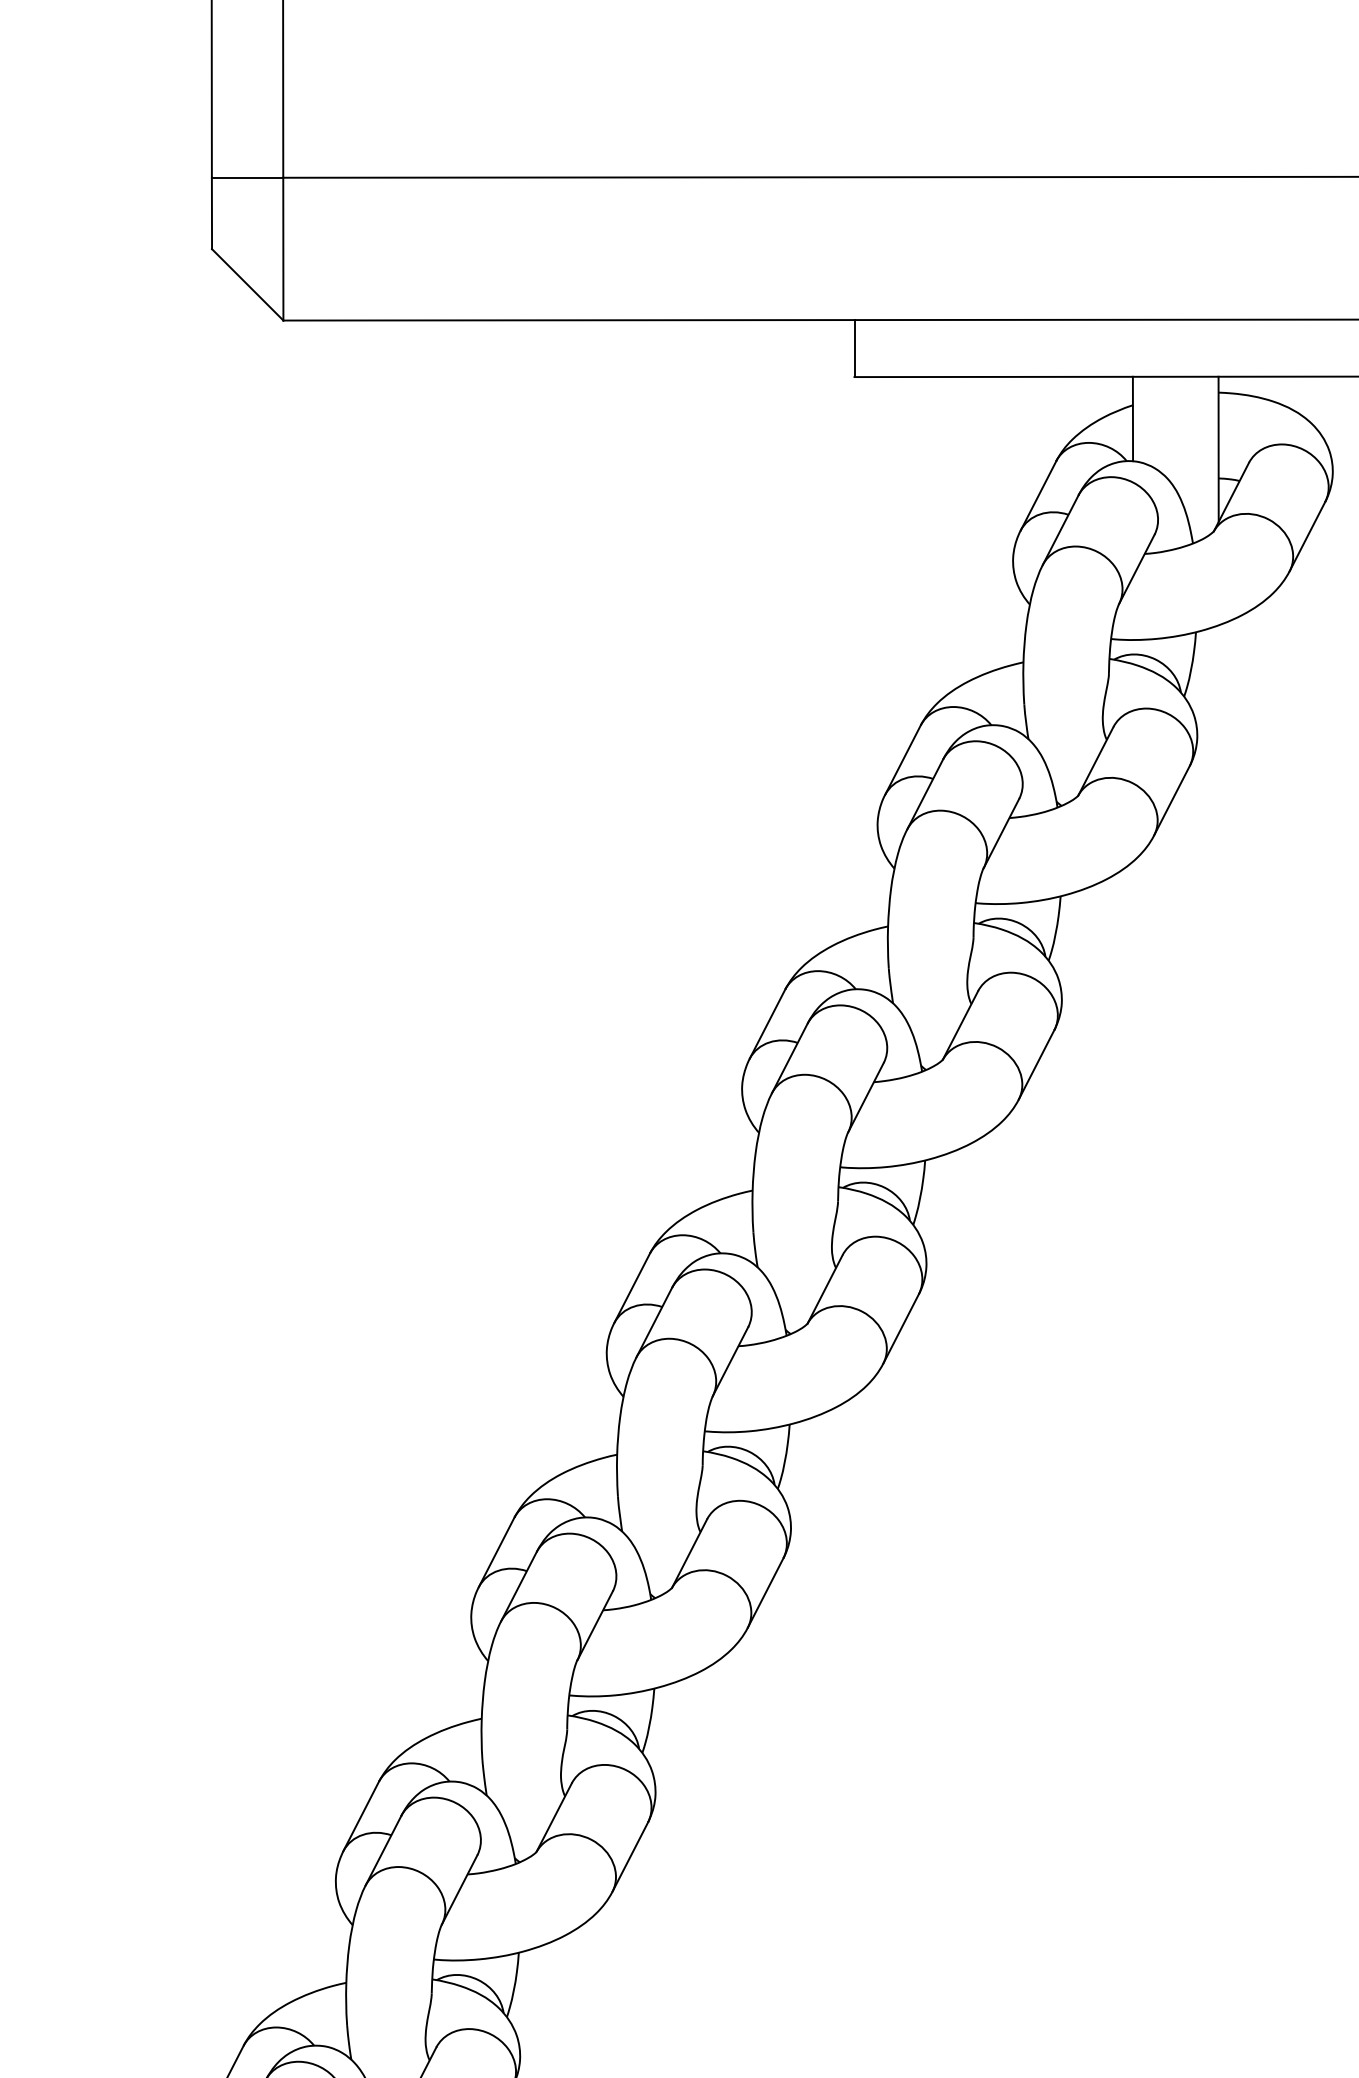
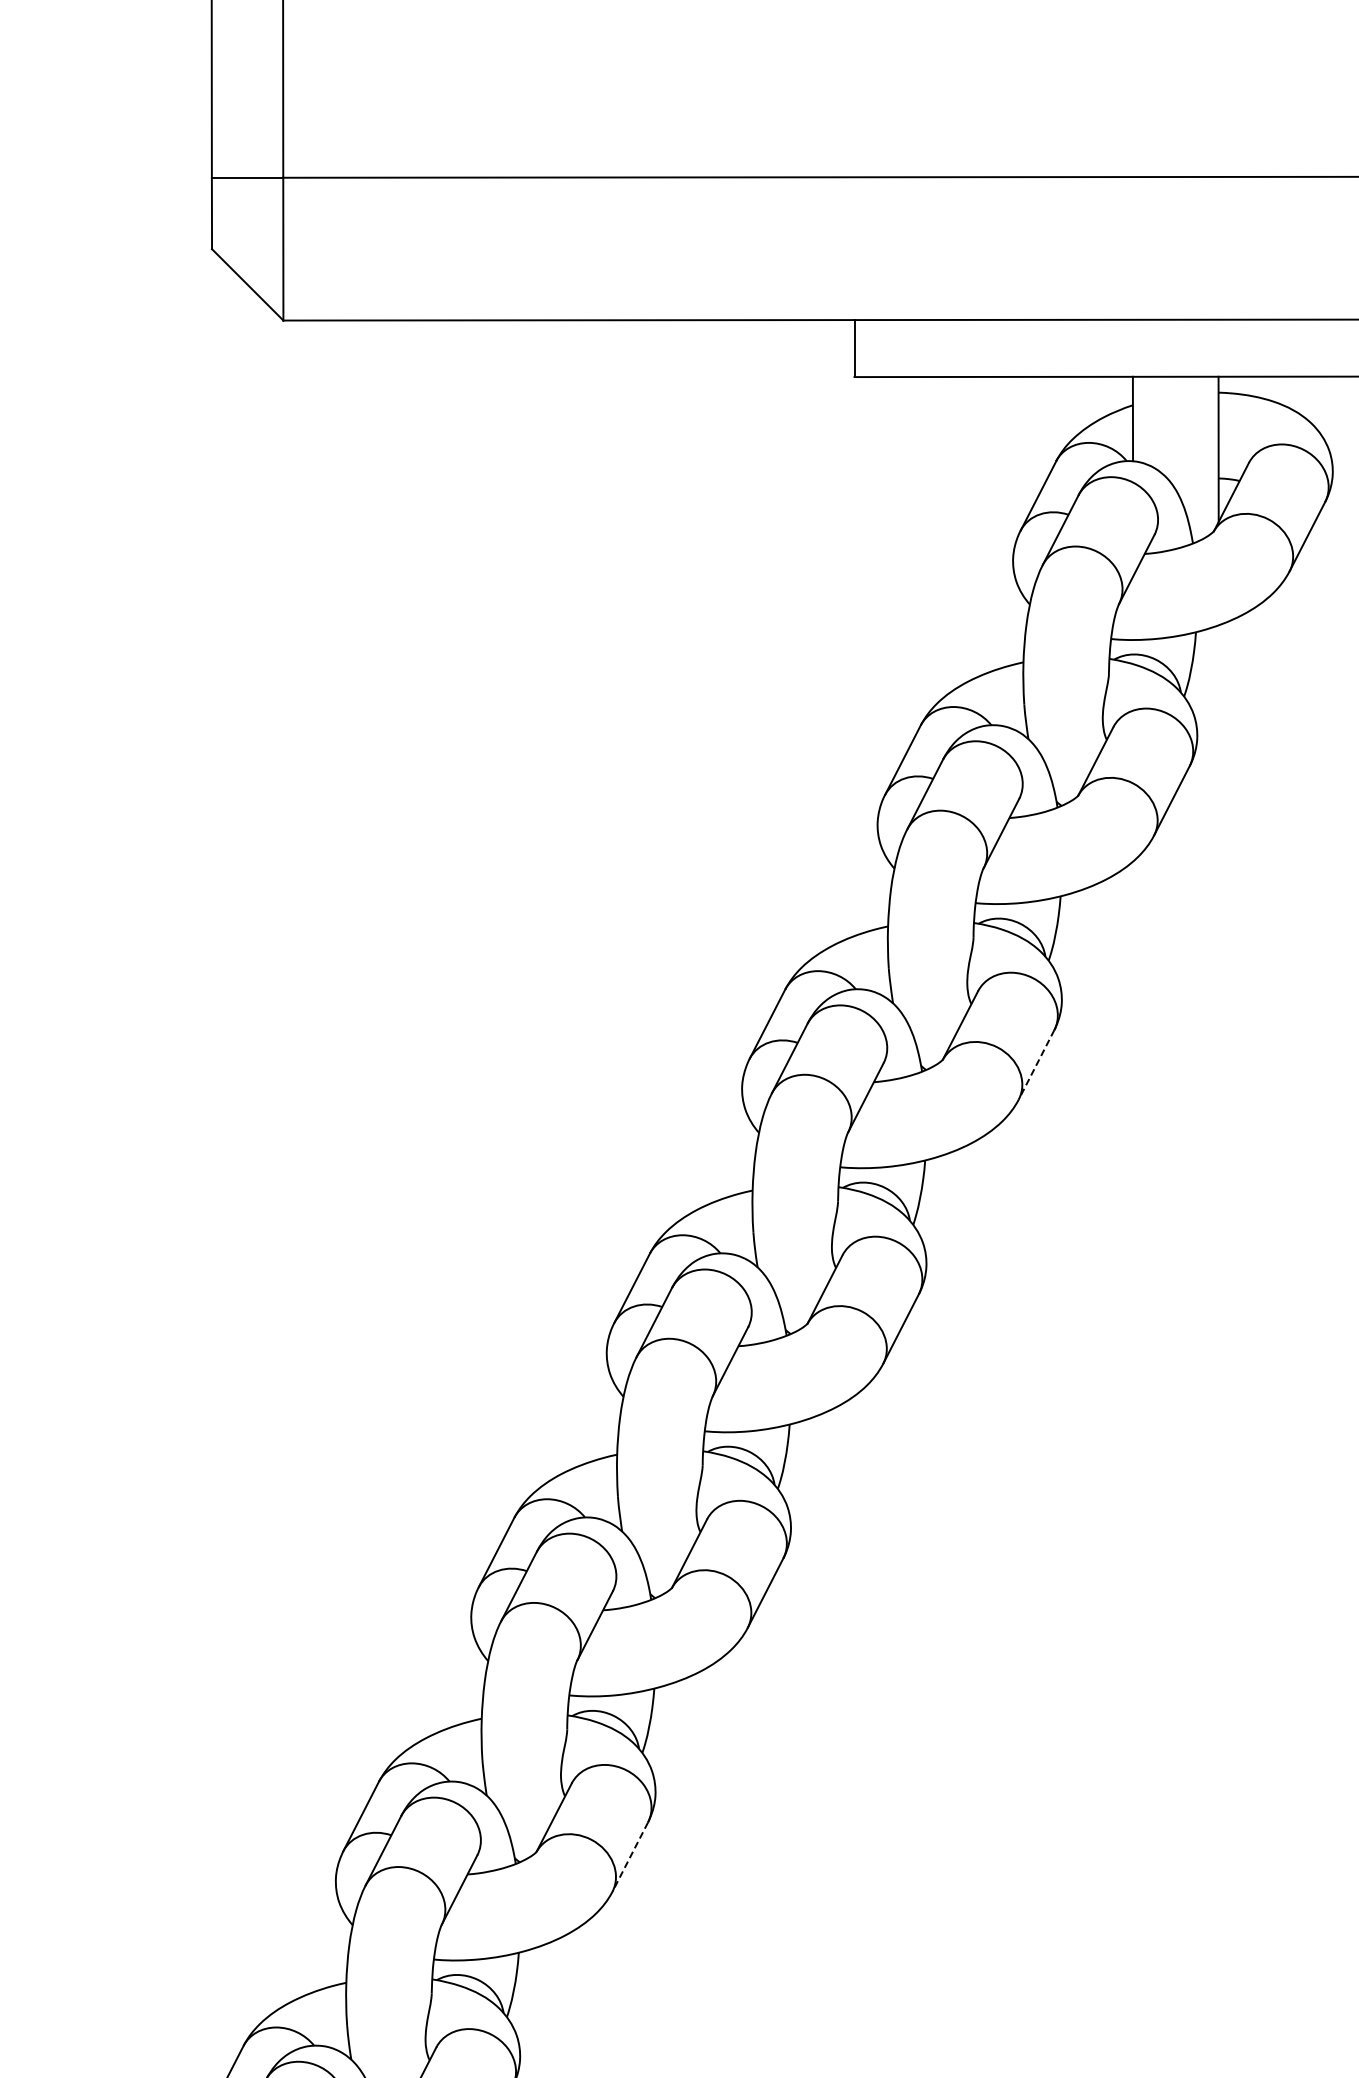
line: solid -> dashed (1036, 1064)
line: solid -> dashed (630, 1857)
